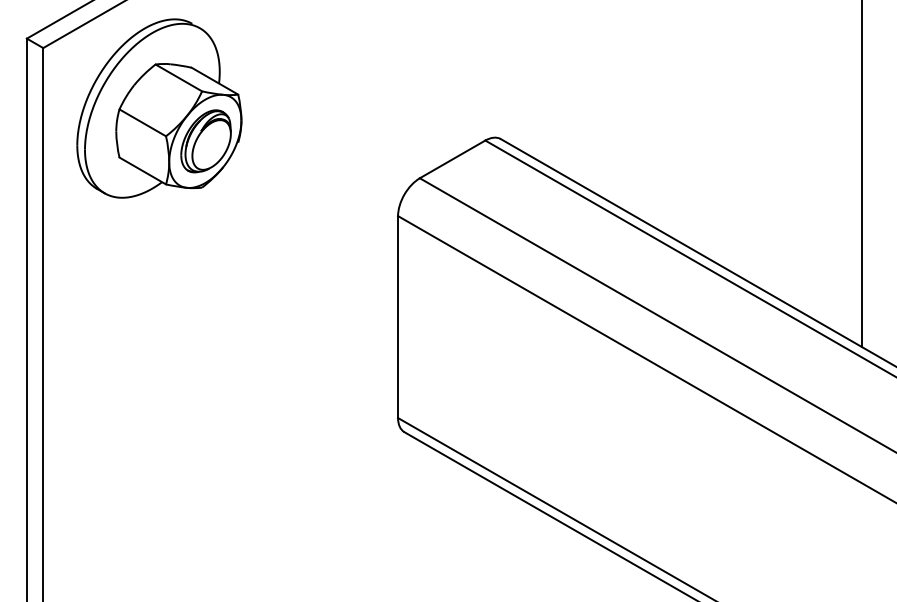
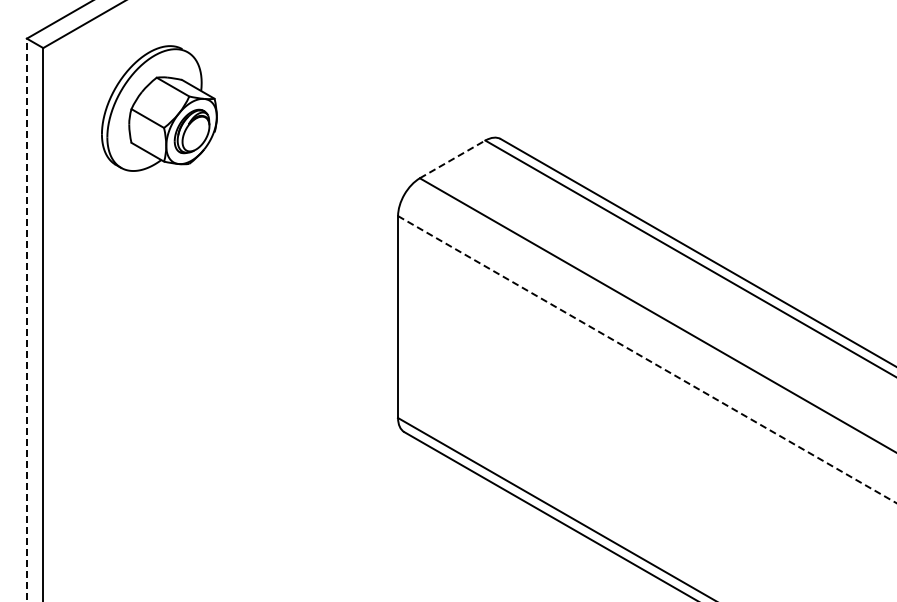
part size: 167x181 px -> 117x127 px (159, 108)
line: solid -> dashed (452, 159)
line: present -> none (861, 174)
line: solid -> dashed (26, 319)
line: solid -> dashed (647, 359)
